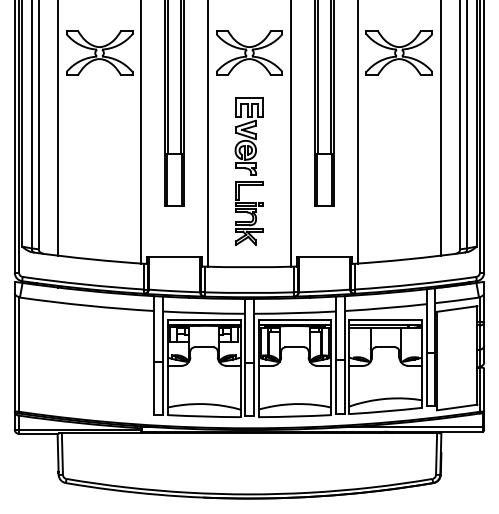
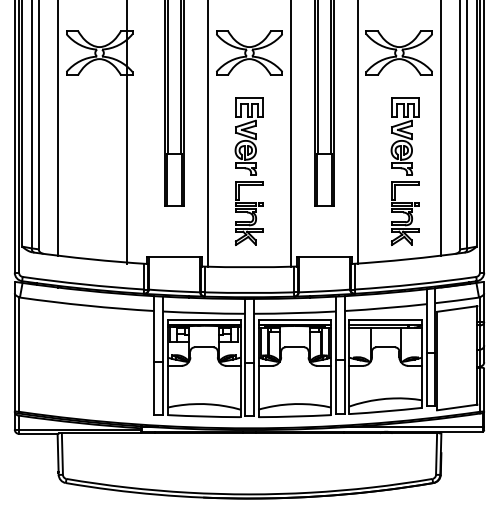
line position: (141, 132) -> (127, 132) (127, 132)
part: none -> present (404, 171)
